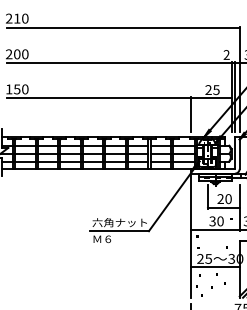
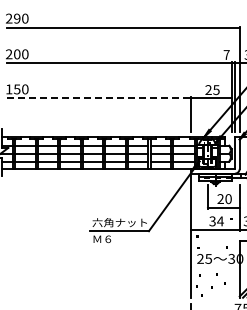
text: 210 -> 290 (17, 18)
text: 2 -> 7 (226, 54)
line: solid -> dashed (99, 98)
text: 30 -> 34 (220, 221)
line: present -> none (215, 267)
